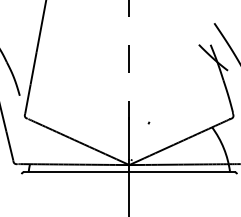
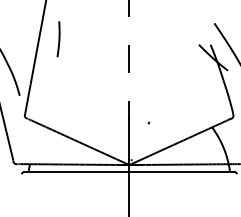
line: none -> present (58, 39)
